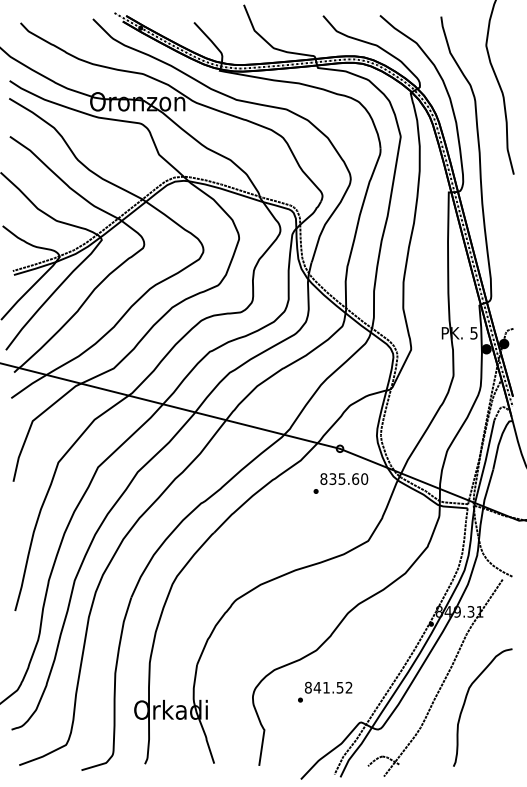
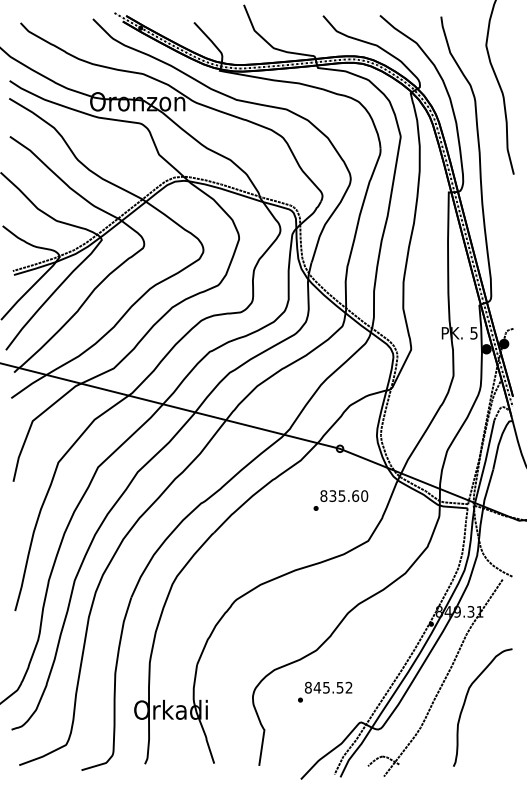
text position: (340, 483) -> (340, 500) (340, 500)
text: 841.52 -> 845.52 (326, 687)
